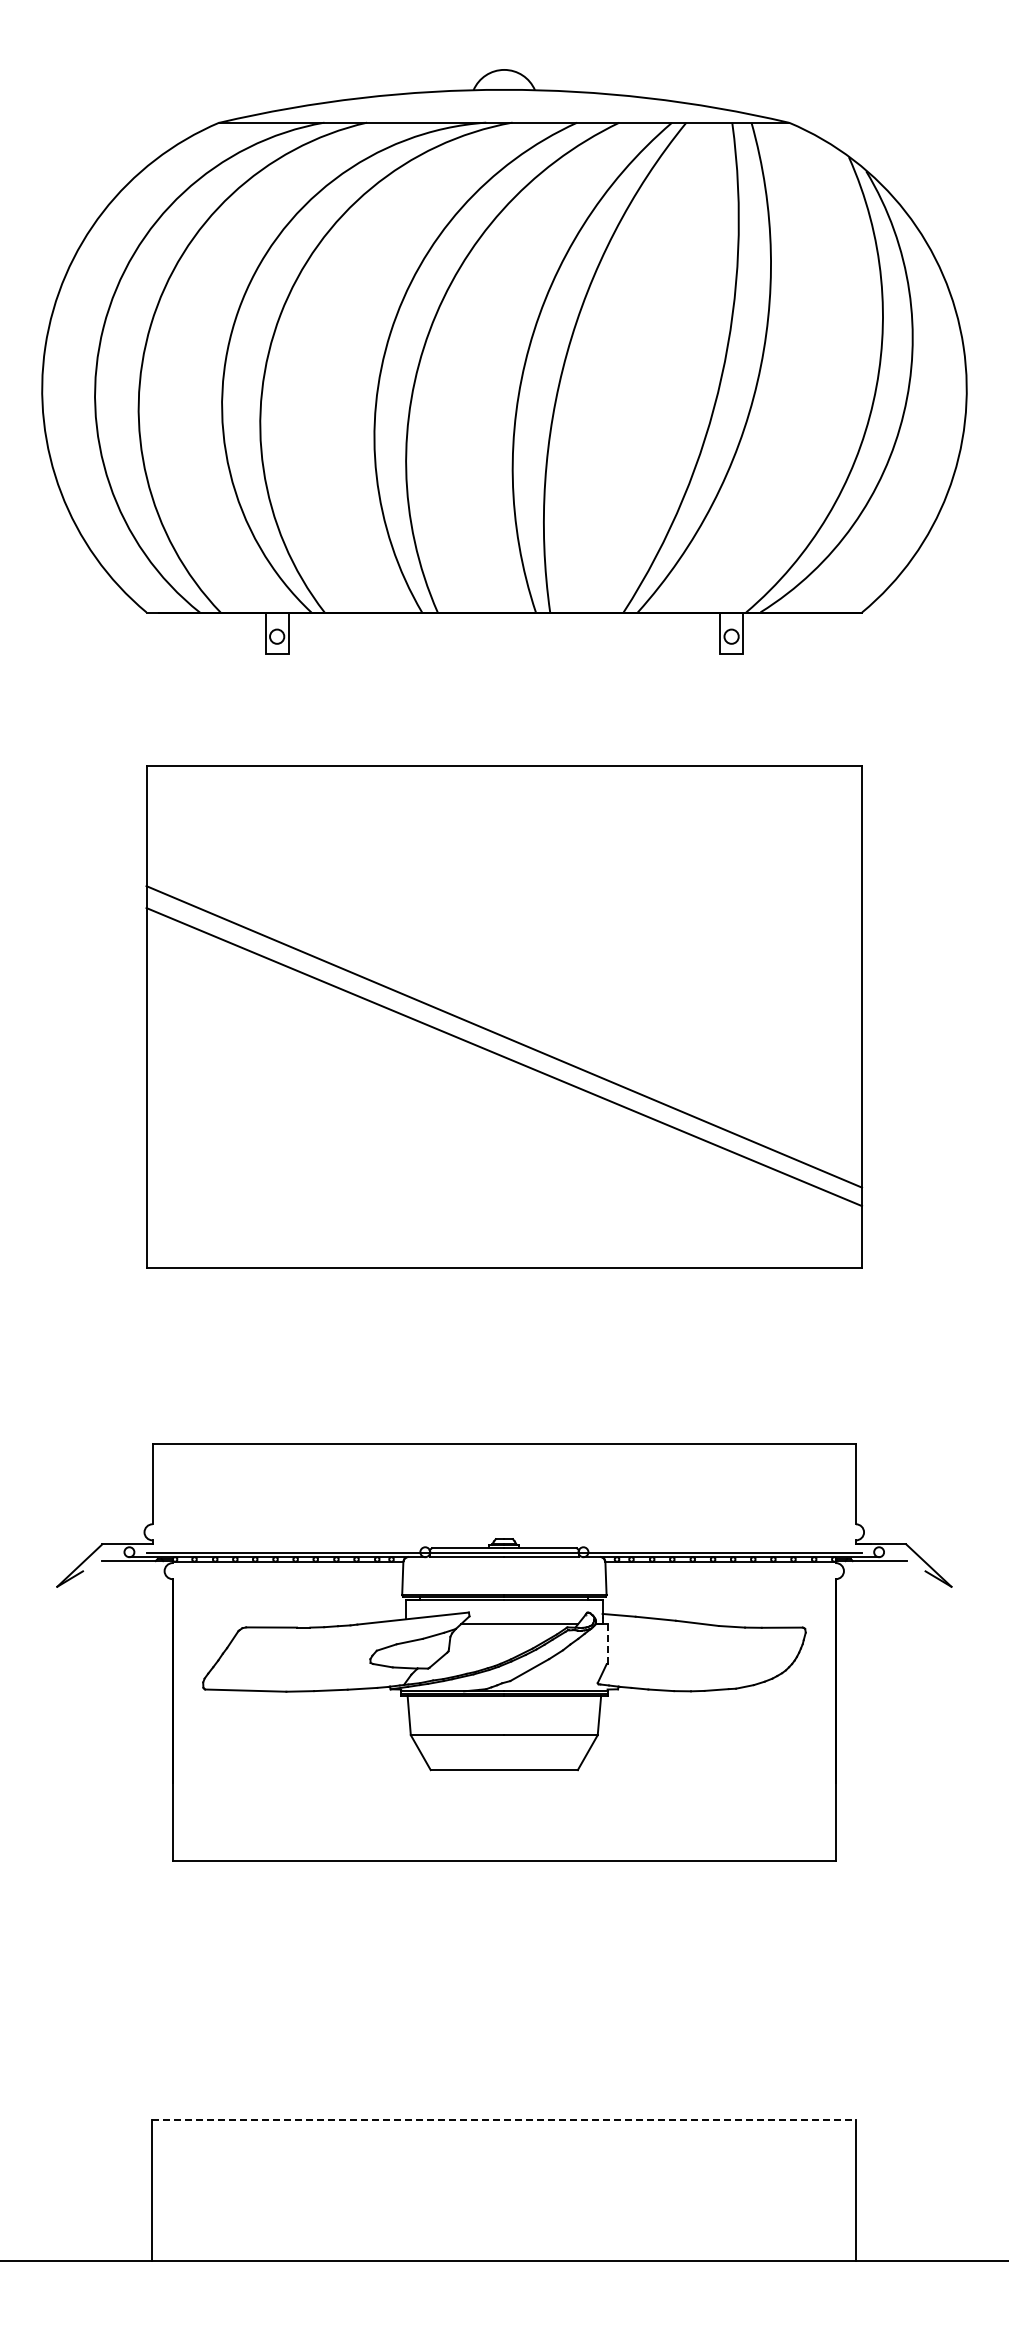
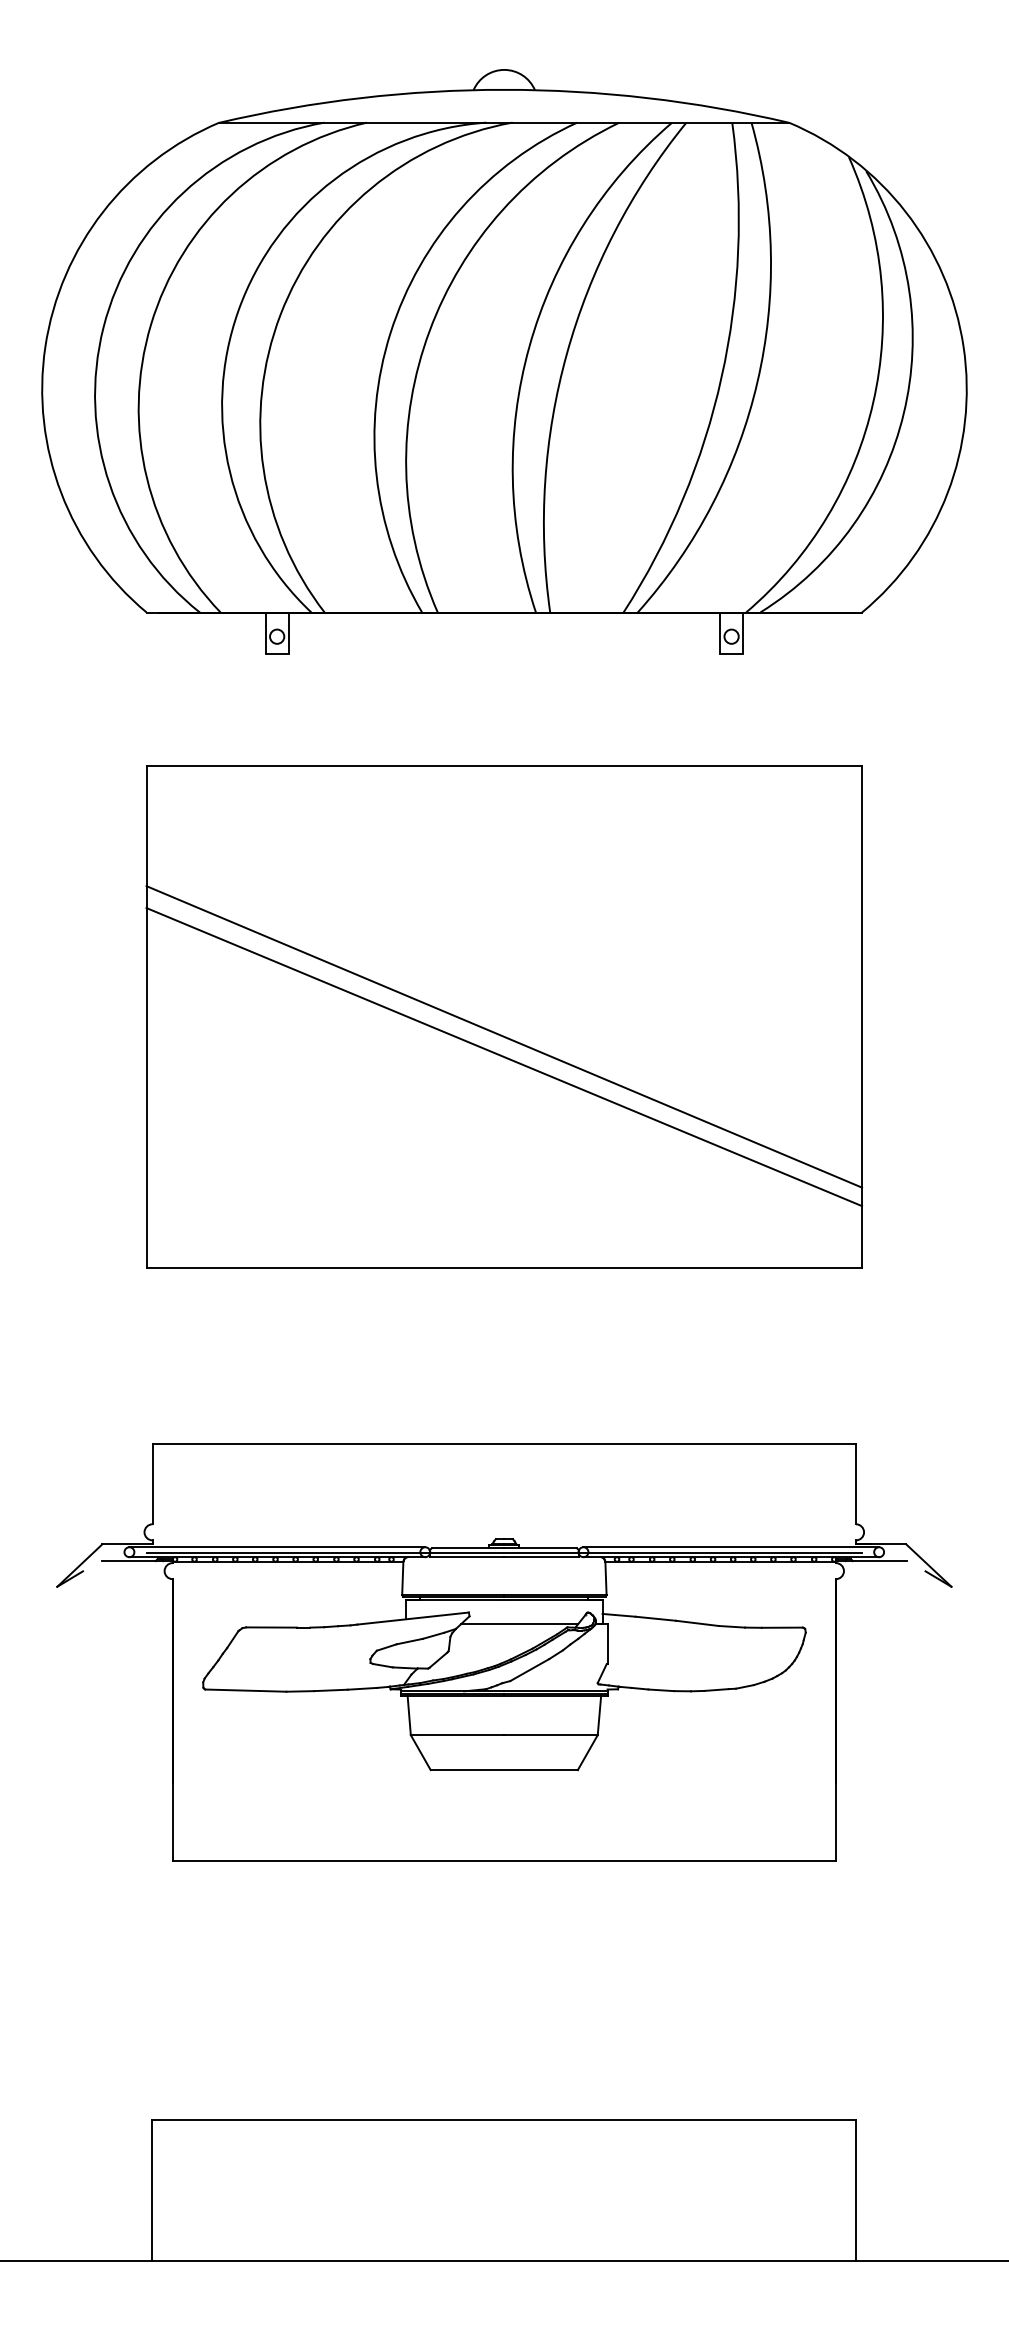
line: none -> present (277, 1547)
line: none -> present (731, 1547)
line: dashed -> solid (607, 1644)
line: dashed -> solid (504, 2120)
